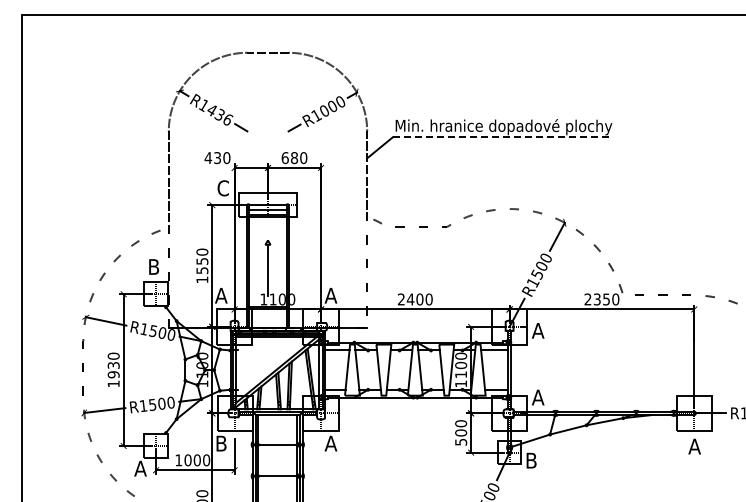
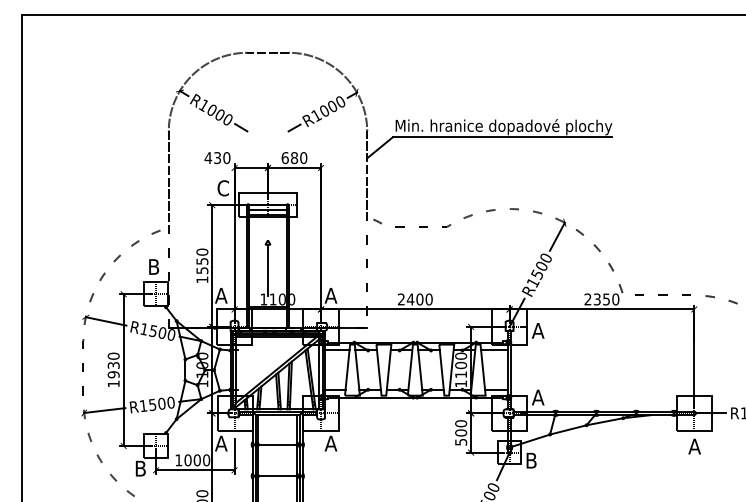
text: R1436 -> R1000 (220, 114)
line: dashed -> solid (502, 137)
text: B -> A (221, 443)
text: A -> B (140, 468)
